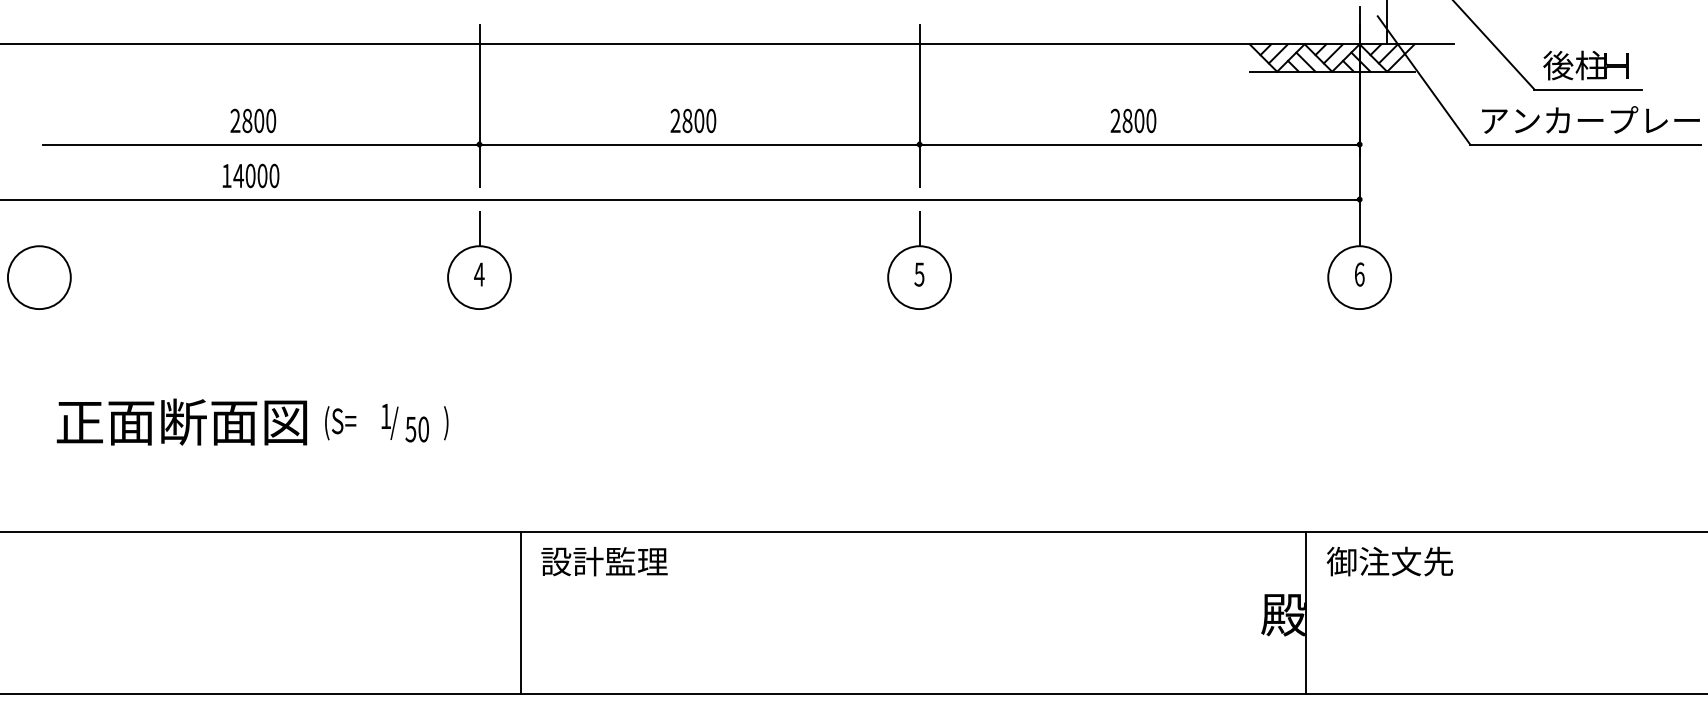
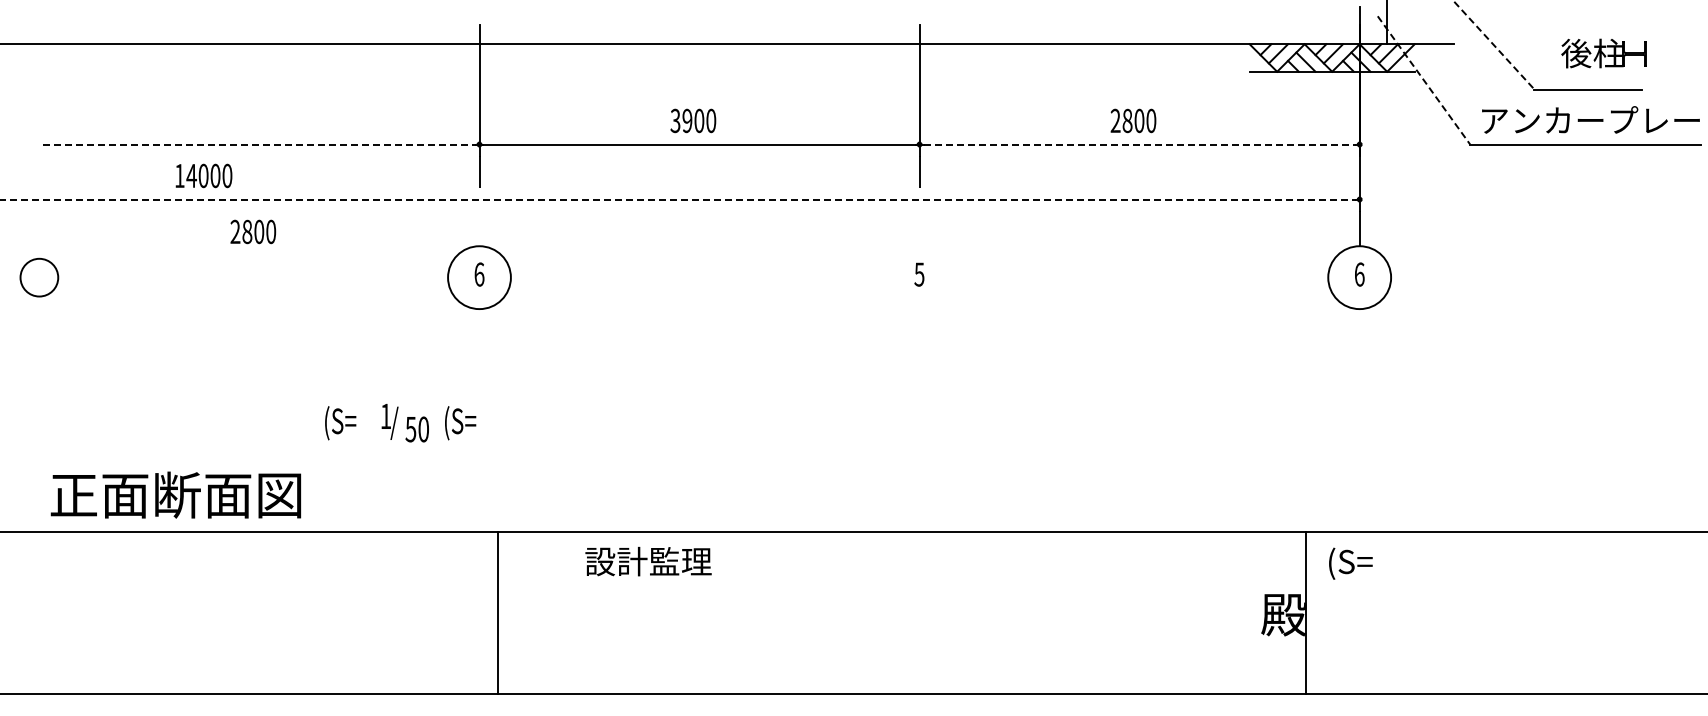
line: solid -> dashed (1494, 45)
part position: (1585, 65) -> (1603, 53) (1603, 53)
line: solid -> dashed (1424, 80)
text position: (253, 120) -> (253, 231) (253, 231)
text: 2800 -> 3900 (681, 120)
line: solid -> dashed (259, 144)
line: solid -> dashed (1140, 144)
text position: (250, 175) -> (203, 175) (203, 175)
line: solid -> dashed (678, 199)
line: present -> none (479, 228)
part: present -> none (919, 260)
text: 4 -> 6 (479, 274)
circle diameter: 63 px -> 38 px (39, 277)
text position: (181, 421) -> (175, 494) (175, 494)
text: ) -> (S= (460, 423)
text position: (604, 561) -> (648, 561) (648, 561)
text: 御注文先 -> (S= (1389, 562)
line position: (520, 612) -> (497, 612) (497, 612)
